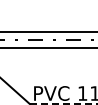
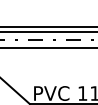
line: none -> present (48, 27)
line: dashed -> solid (63, 104)
